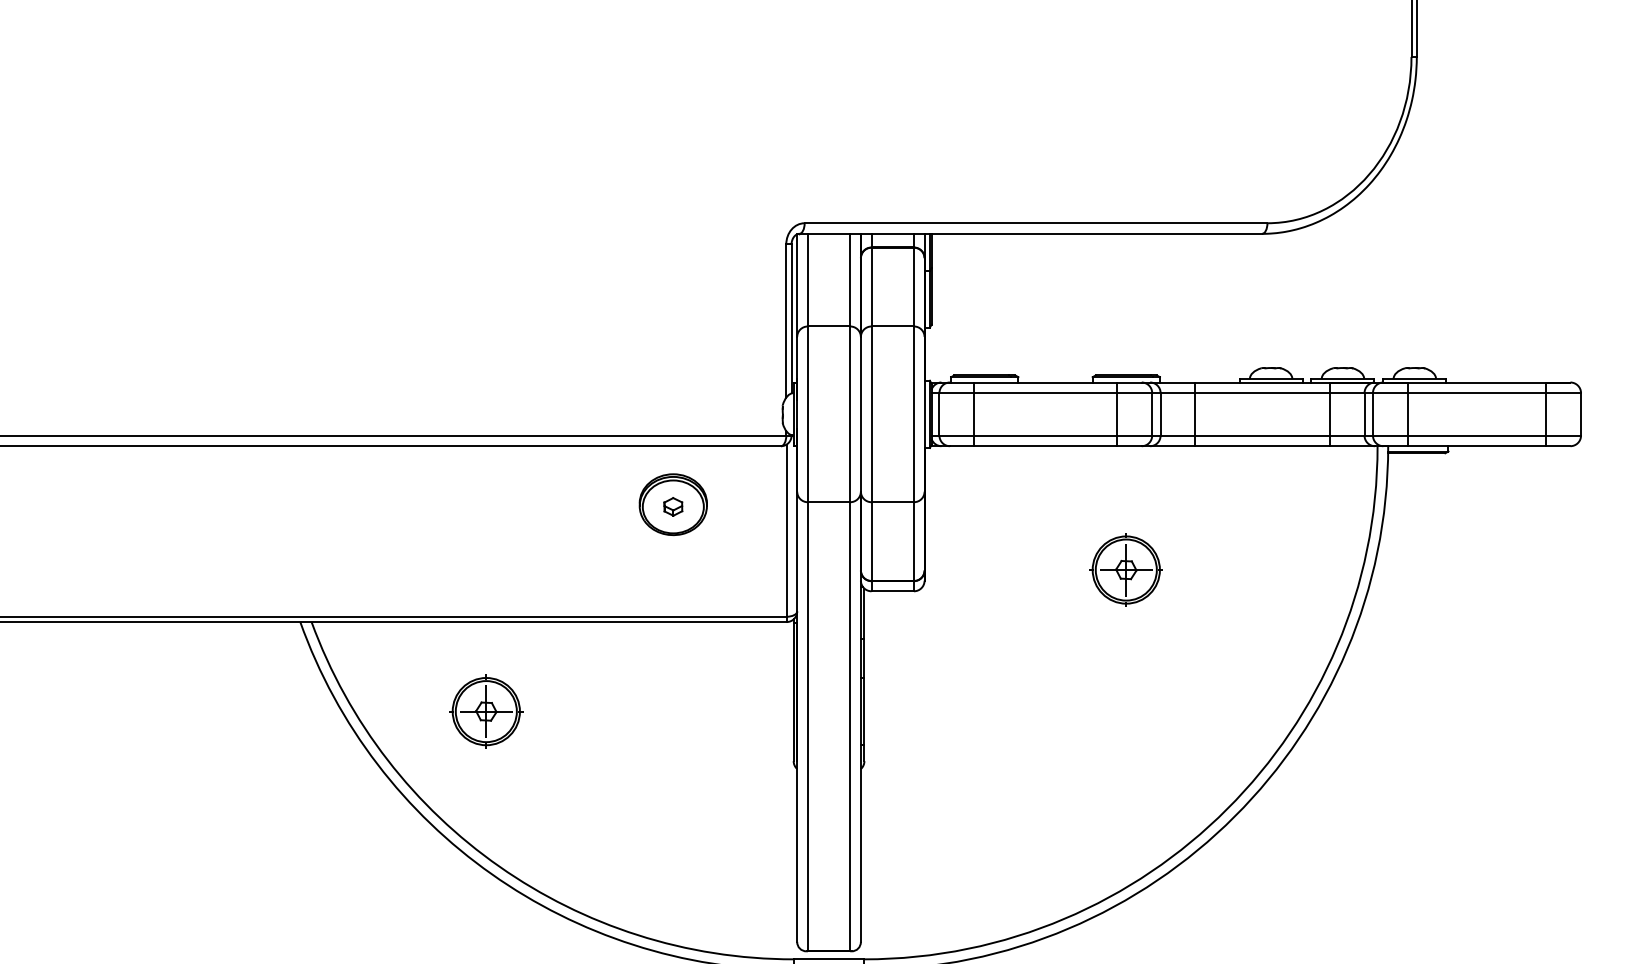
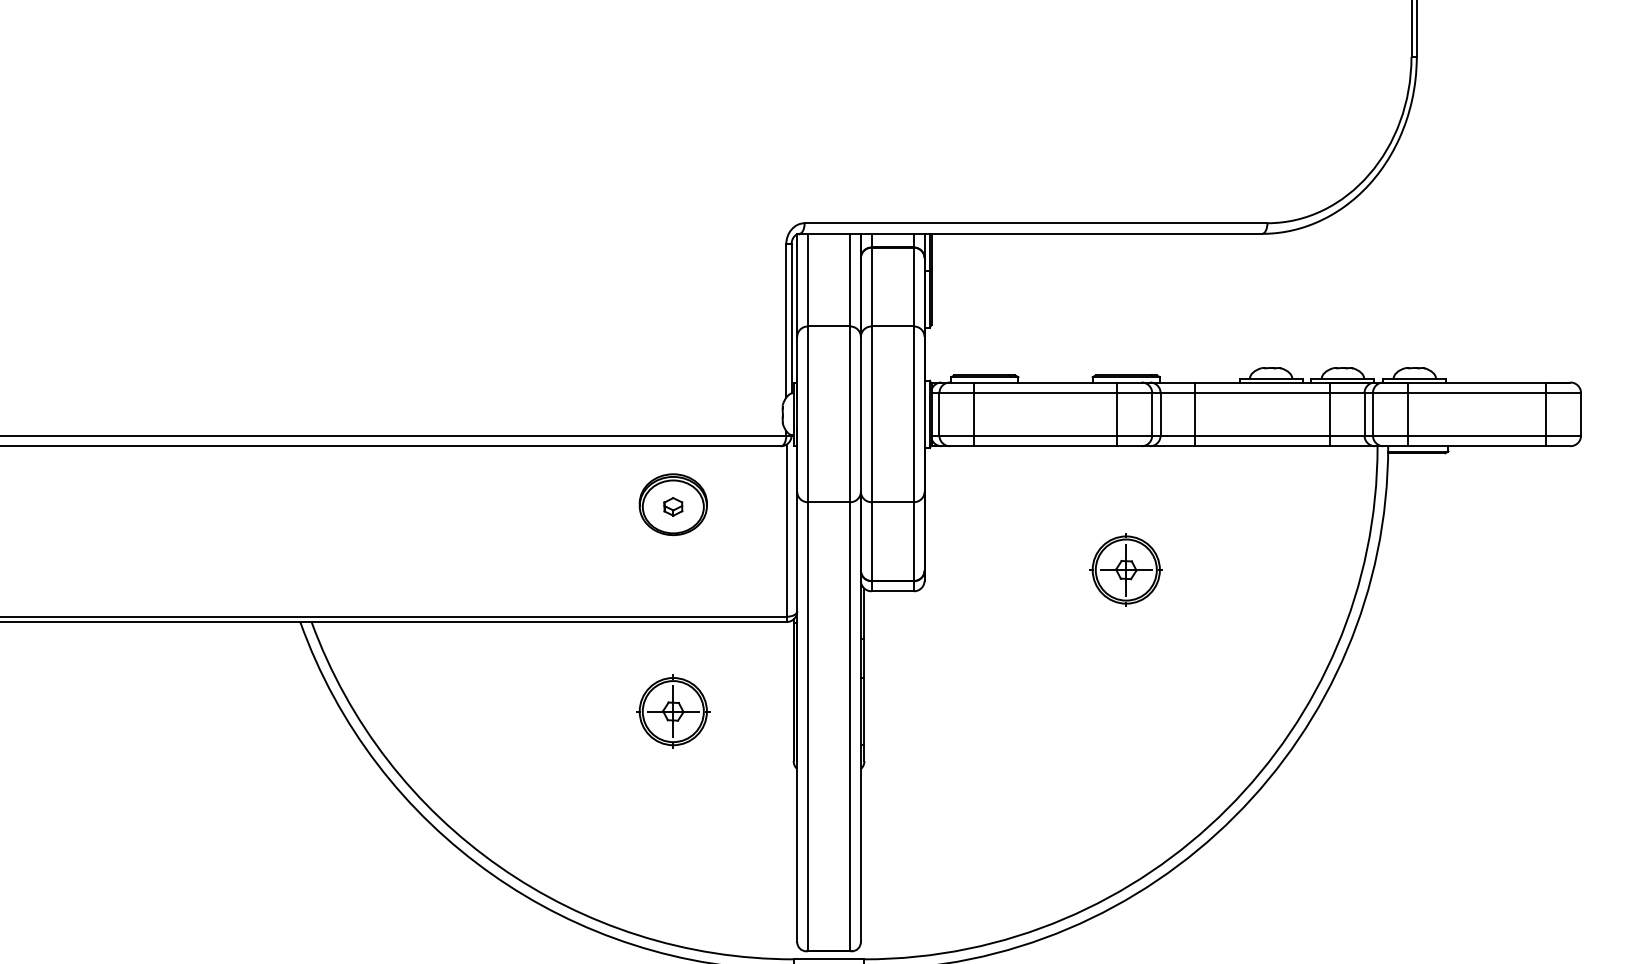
part position: (486, 711) -> (673, 711) (673, 711)
